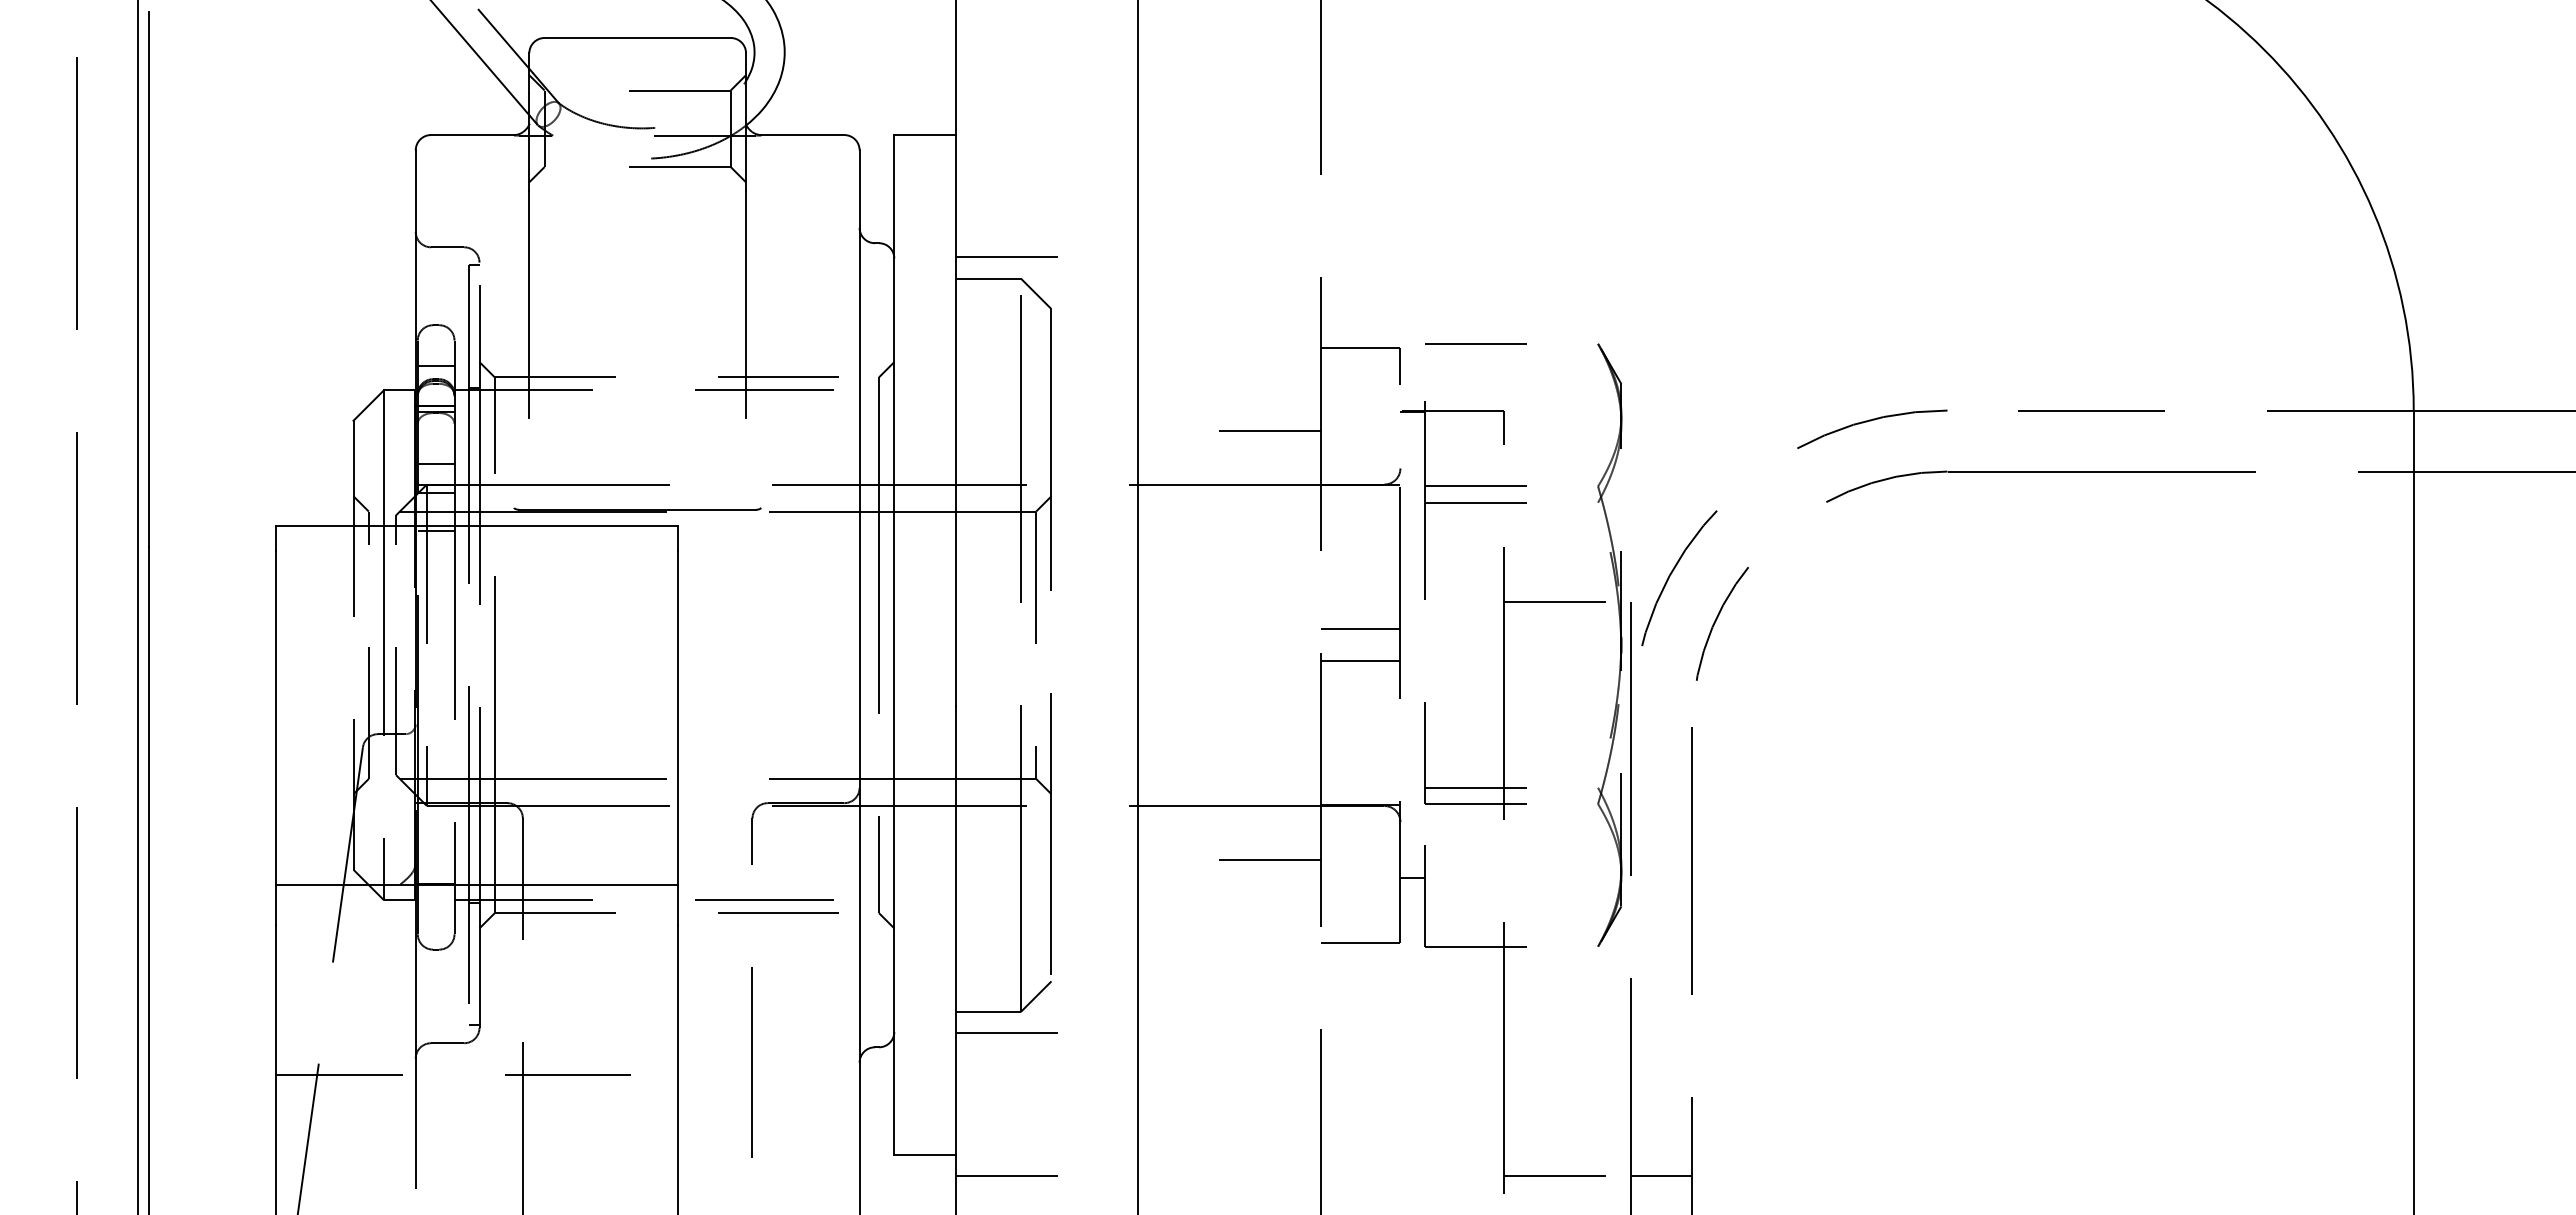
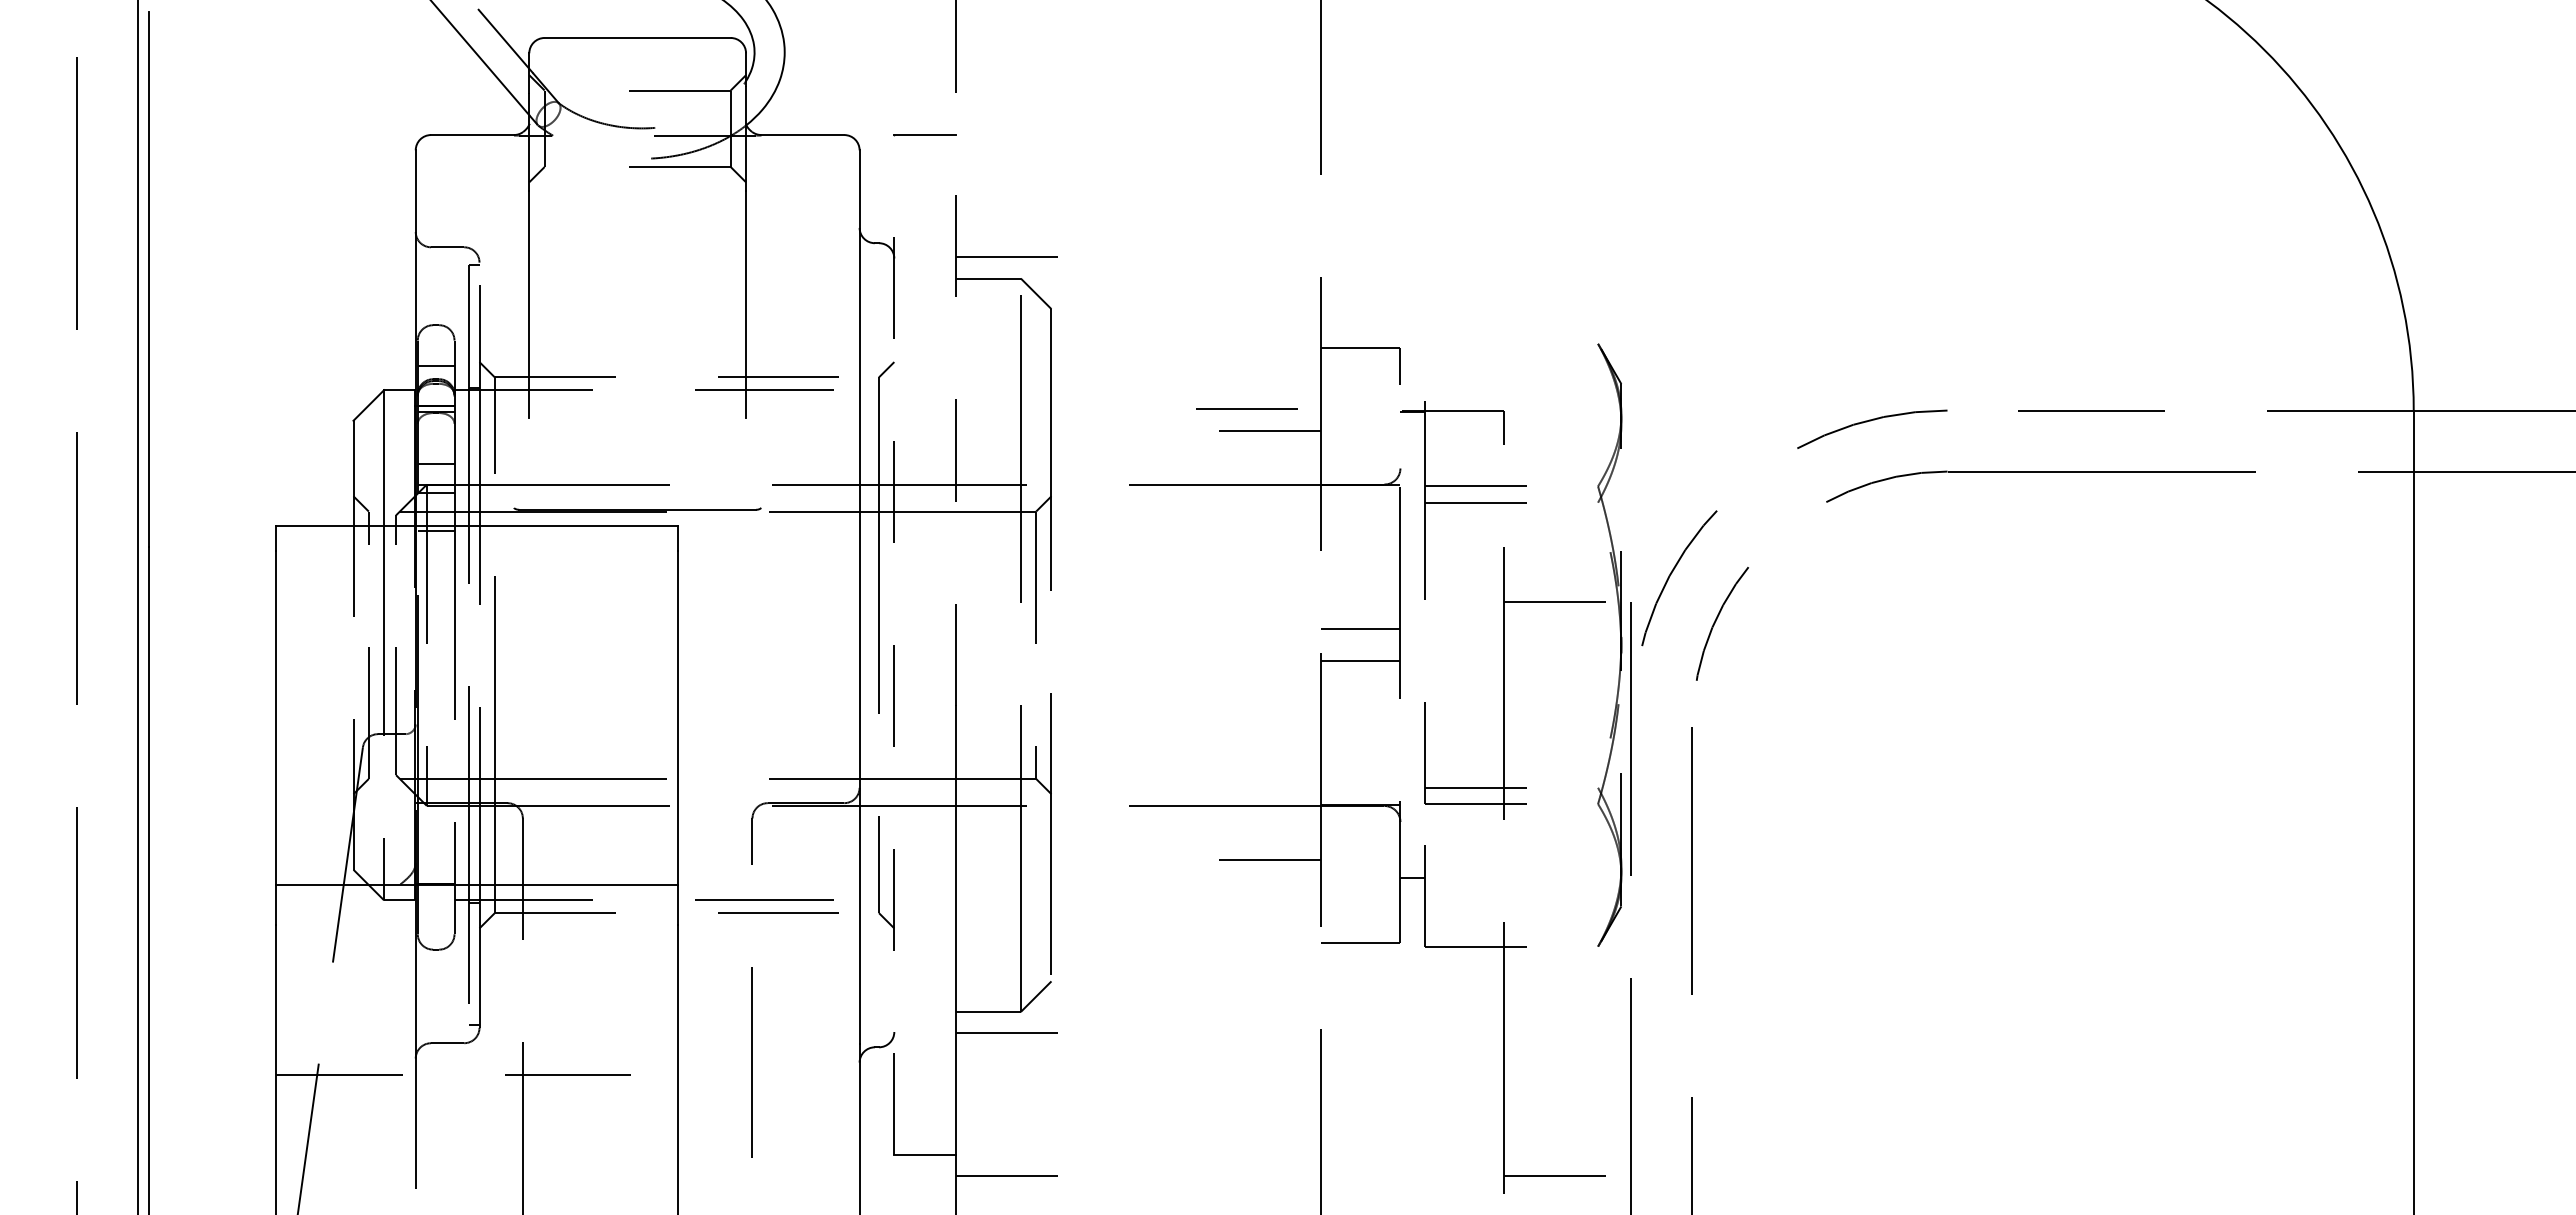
line position: (1475, 343) -> (1246, 408) (1246, 408)
line: solid -> dashed (955, 352)
line: present -> none (1138, 606)
line: solid -> dashed (894, 644)
line: present -> none (1661, 1175)
